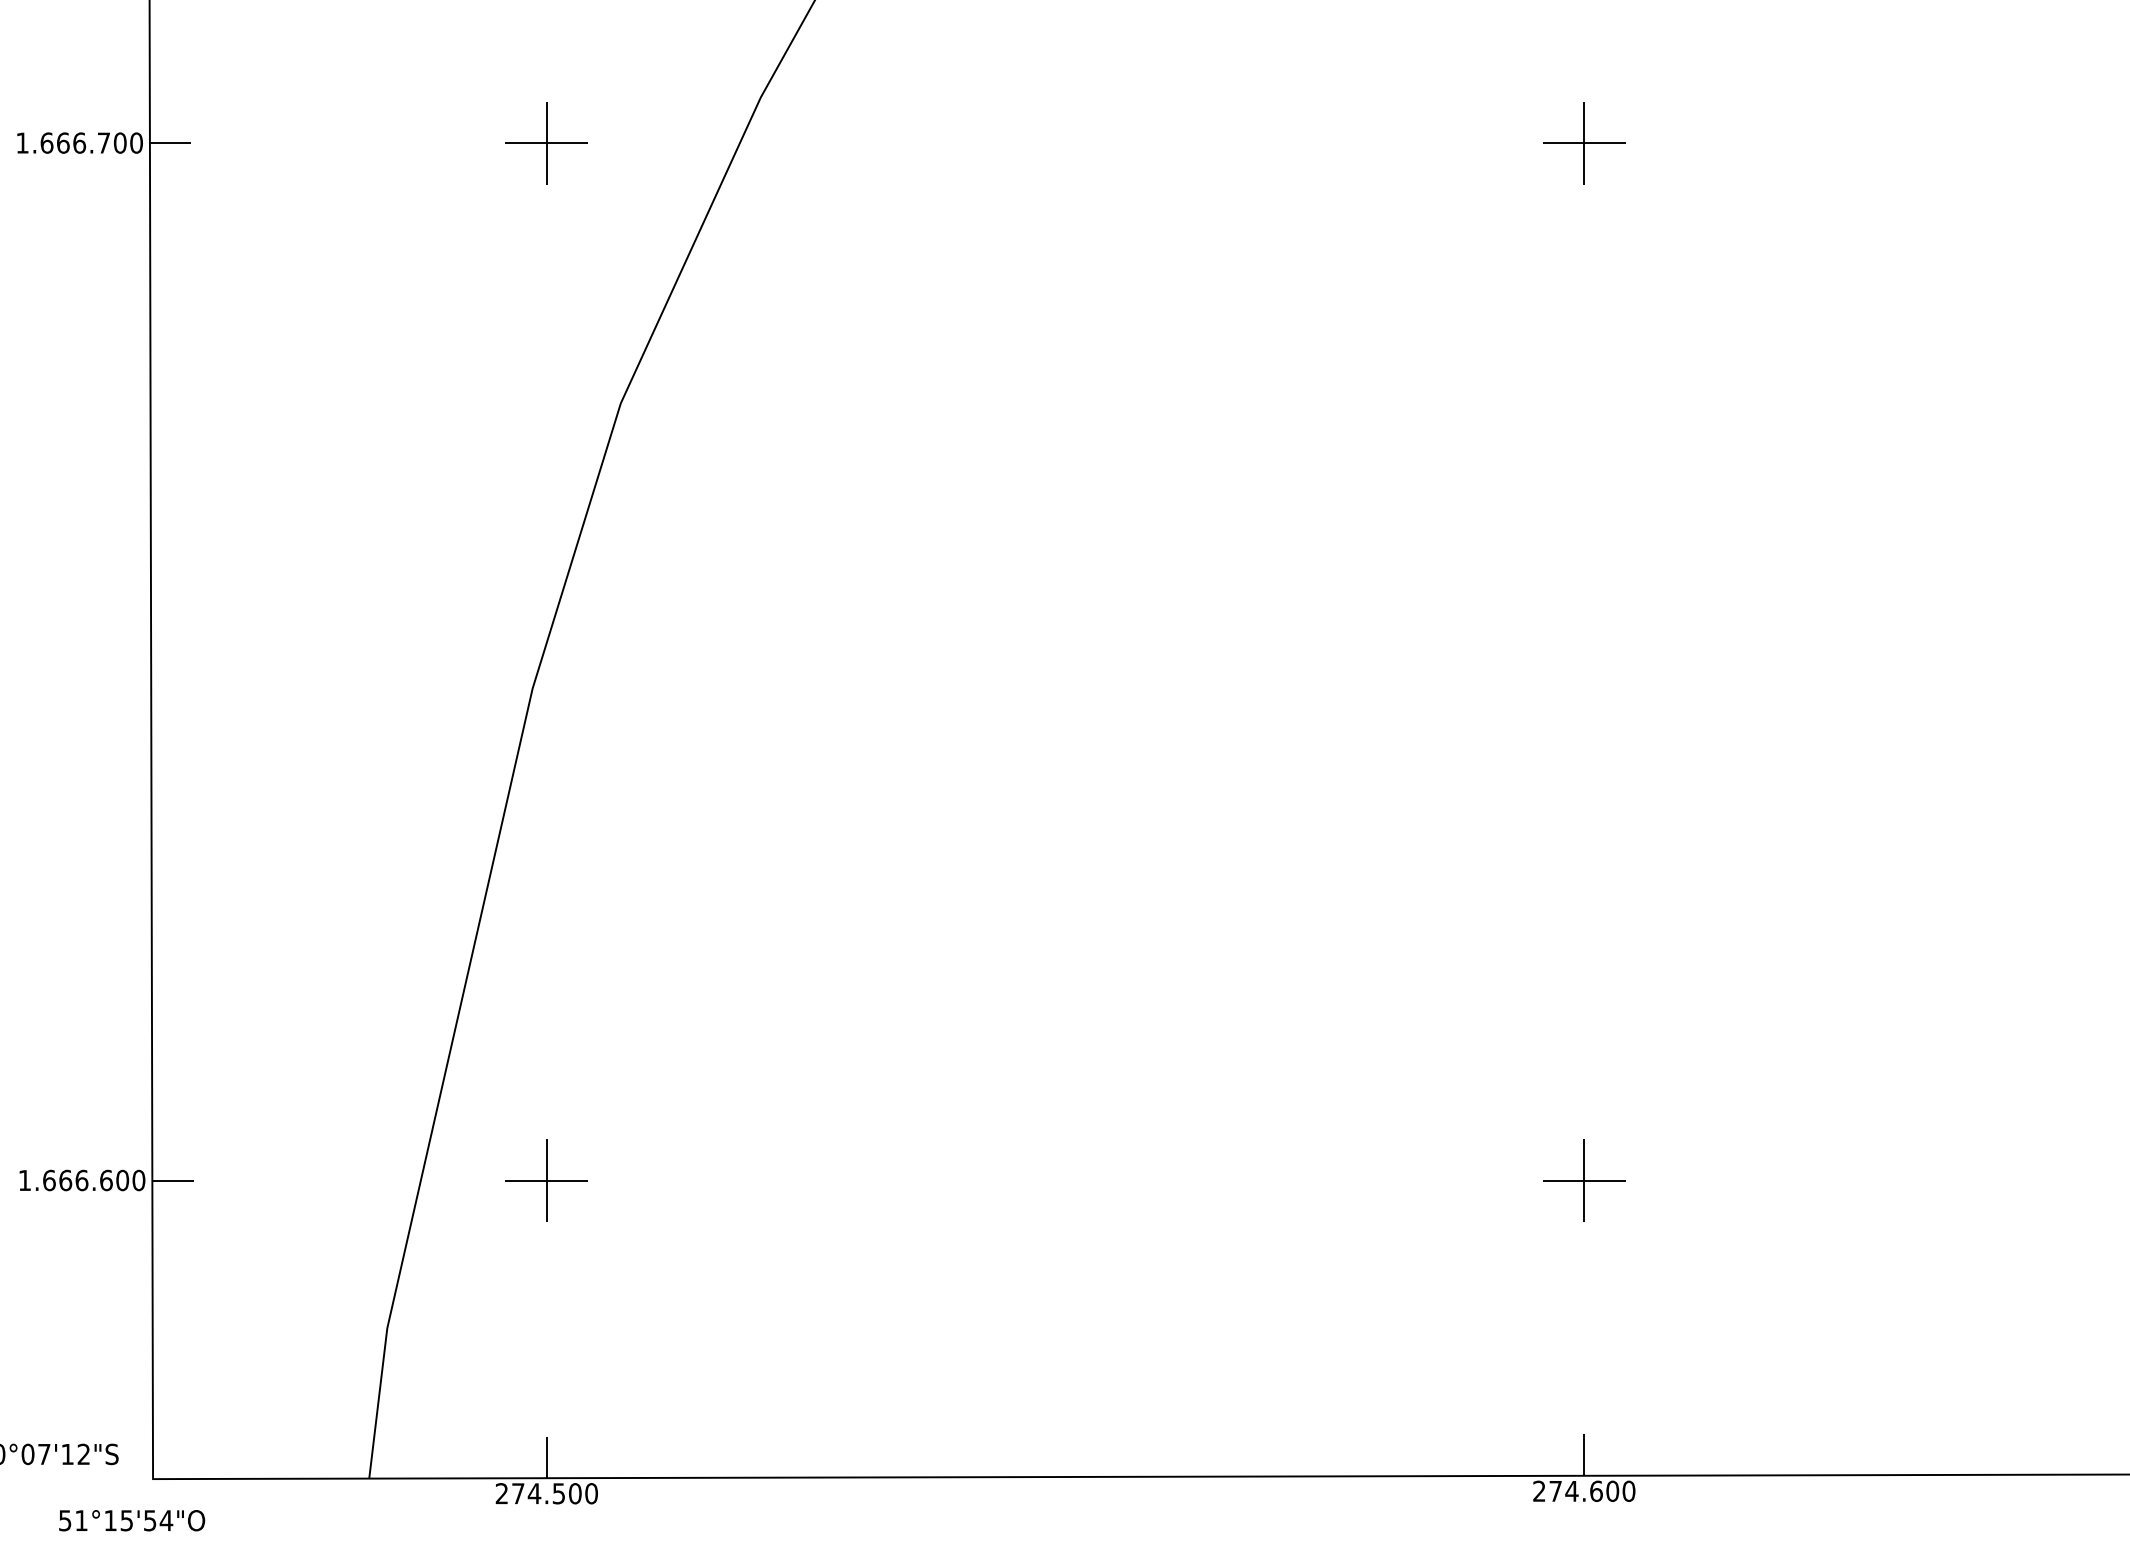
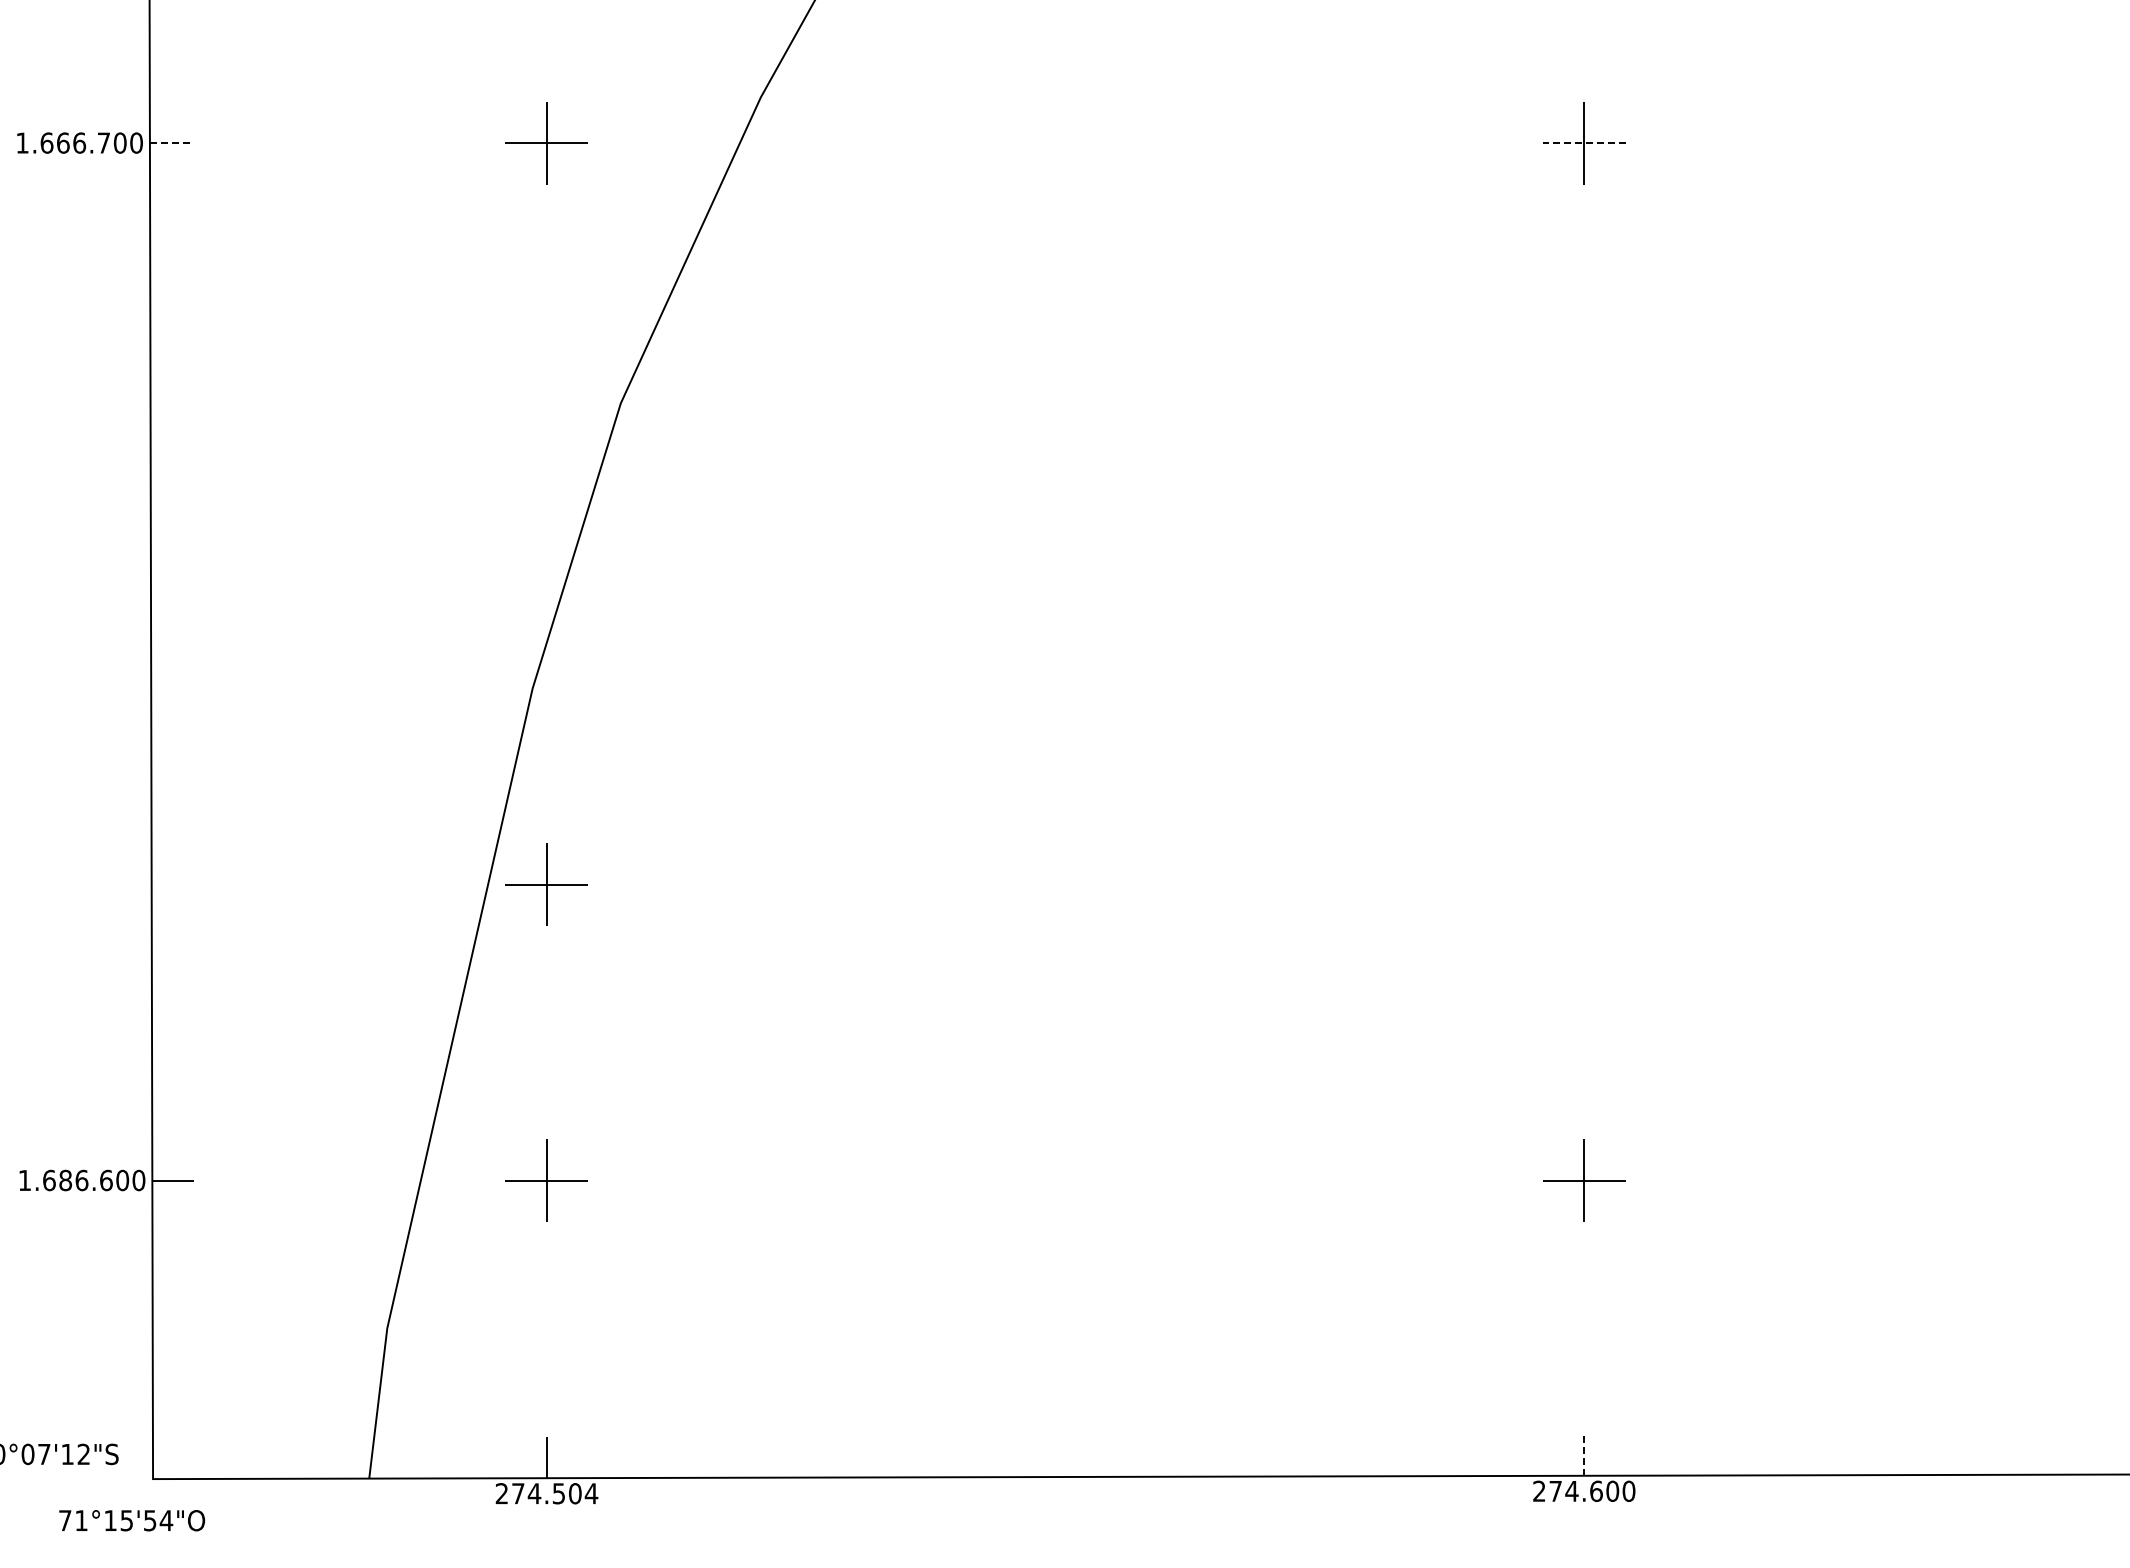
line: solid -> dashed (170, 143)
line: solid -> dashed (1583, 143)
part: none -> present (546, 884)
text: 1.666.600 -> 1.686.600 (65, 1180)
line: solid -> dashed (1584, 1455)
text: 274.500 -> 274.504 (591, 1493)
text: 51°15'54"O -> 71°15'54"O (65, 1520)
